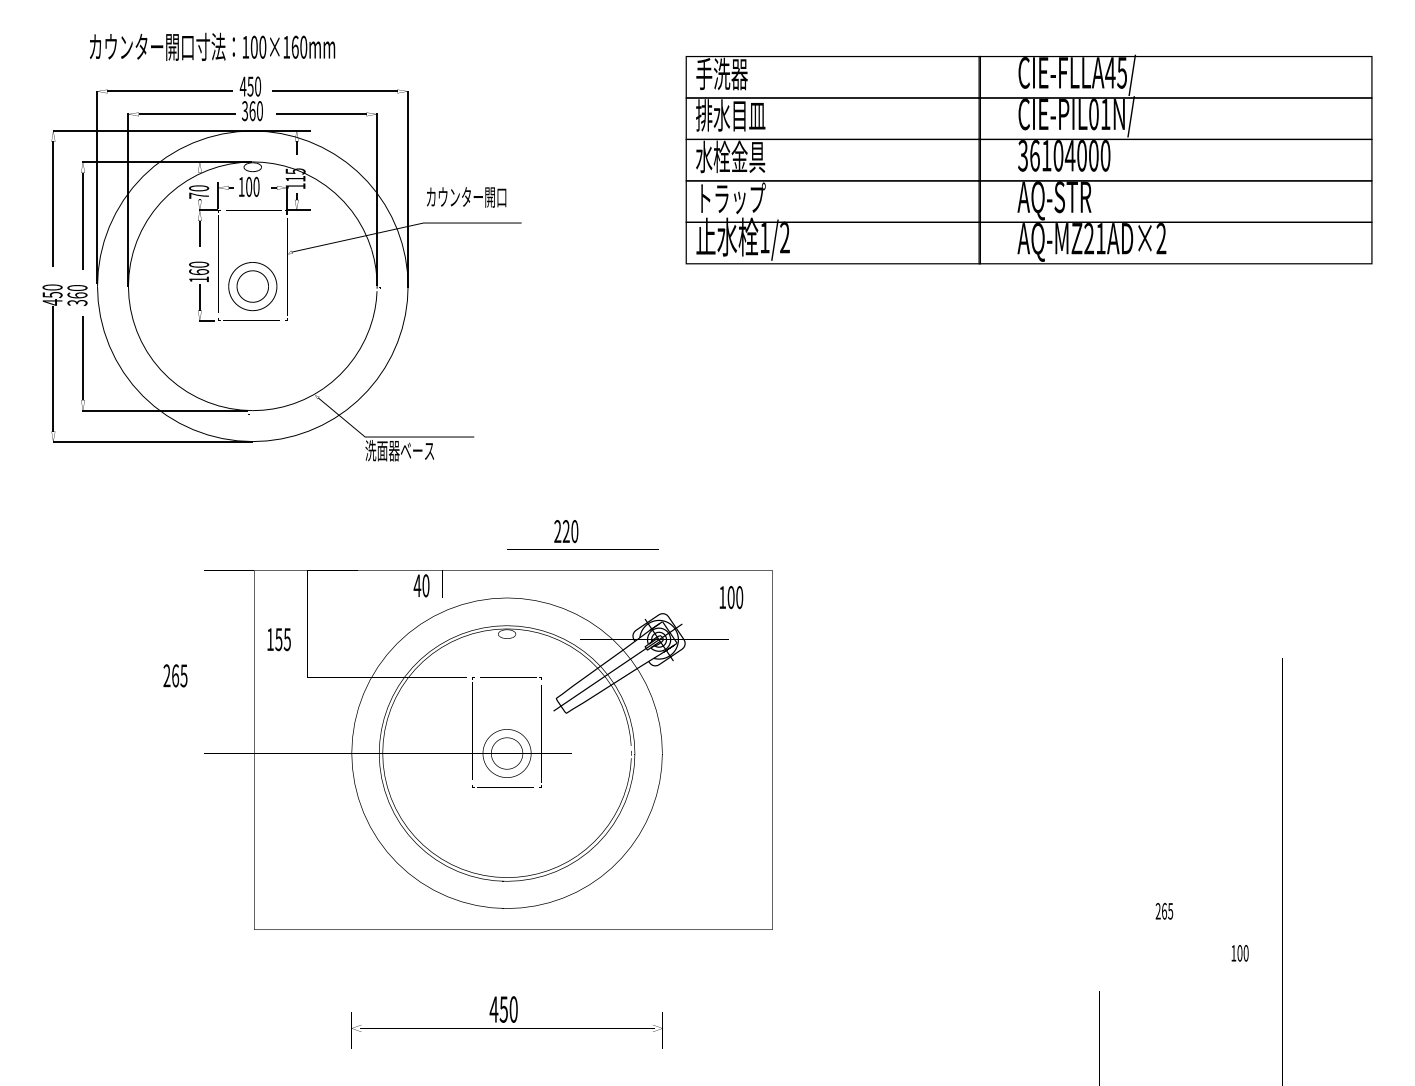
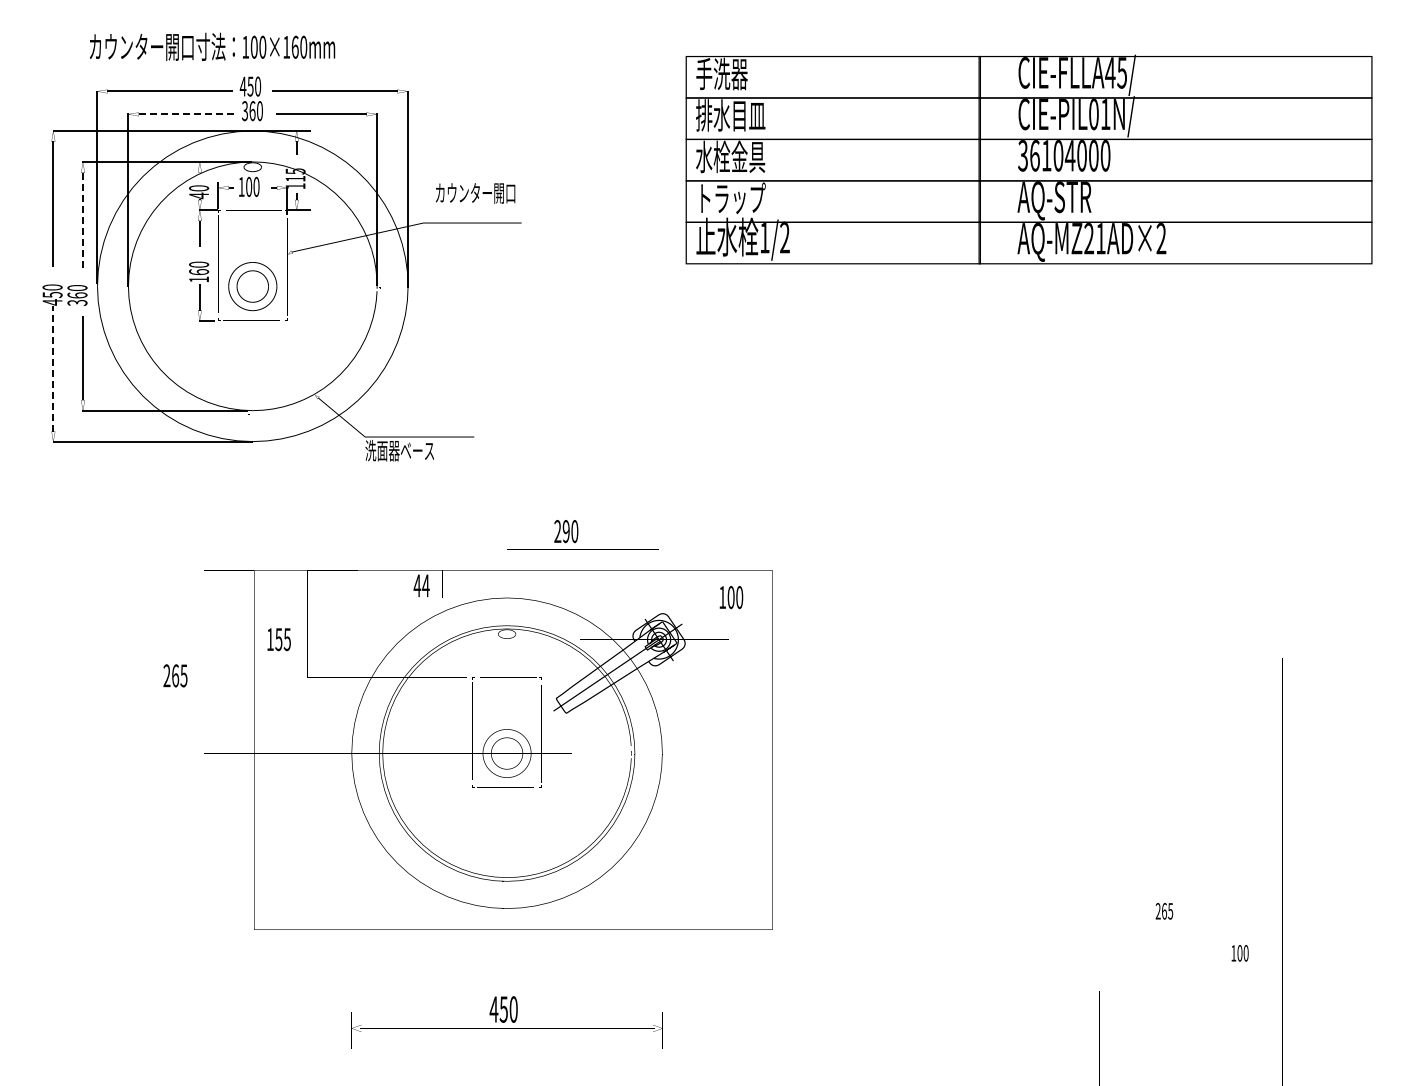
line: solid -> dashed (187, 114)
text: 70 -> 40 (198, 195)
text position: (466, 197) -> (475, 193) (475, 193)
line: solid -> dashed (82, 221)
line: solid -> dashed (53, 368)
text: 220 -> 290 (565, 531)
text: 40 -> 44 (425, 585)
